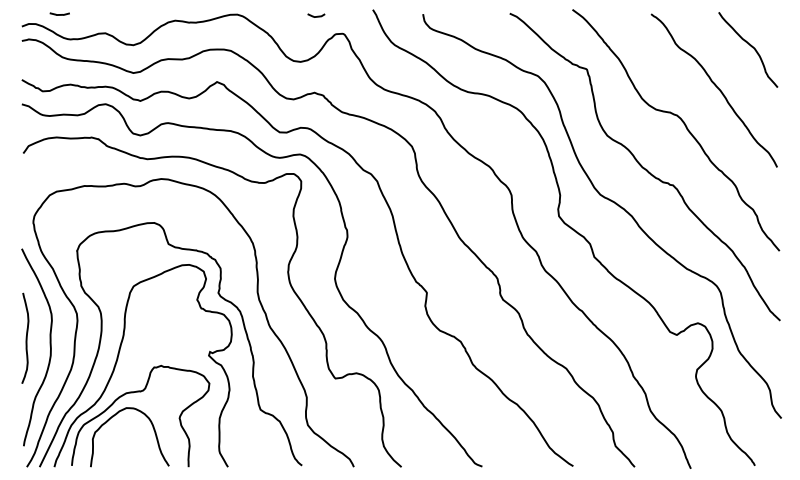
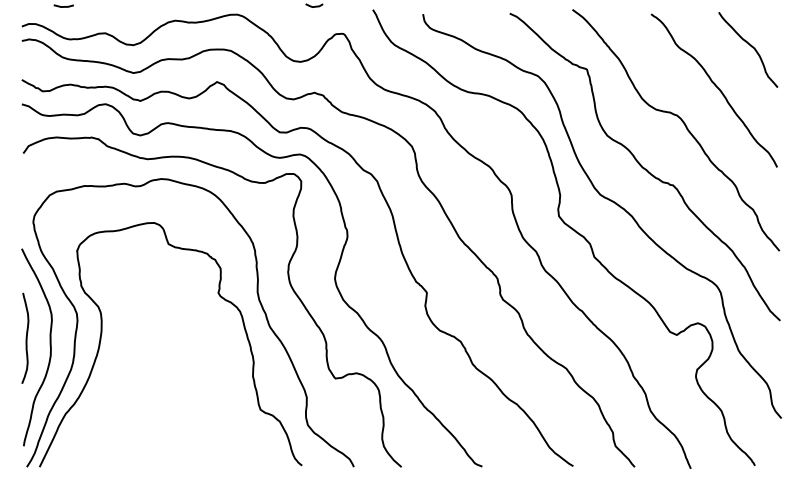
curve position: (59, 14) -> (63, 6) (63, 6)
curve position: (317, 15) -> (315, 5) (315, 5)
part: present -> none (150, 370)
